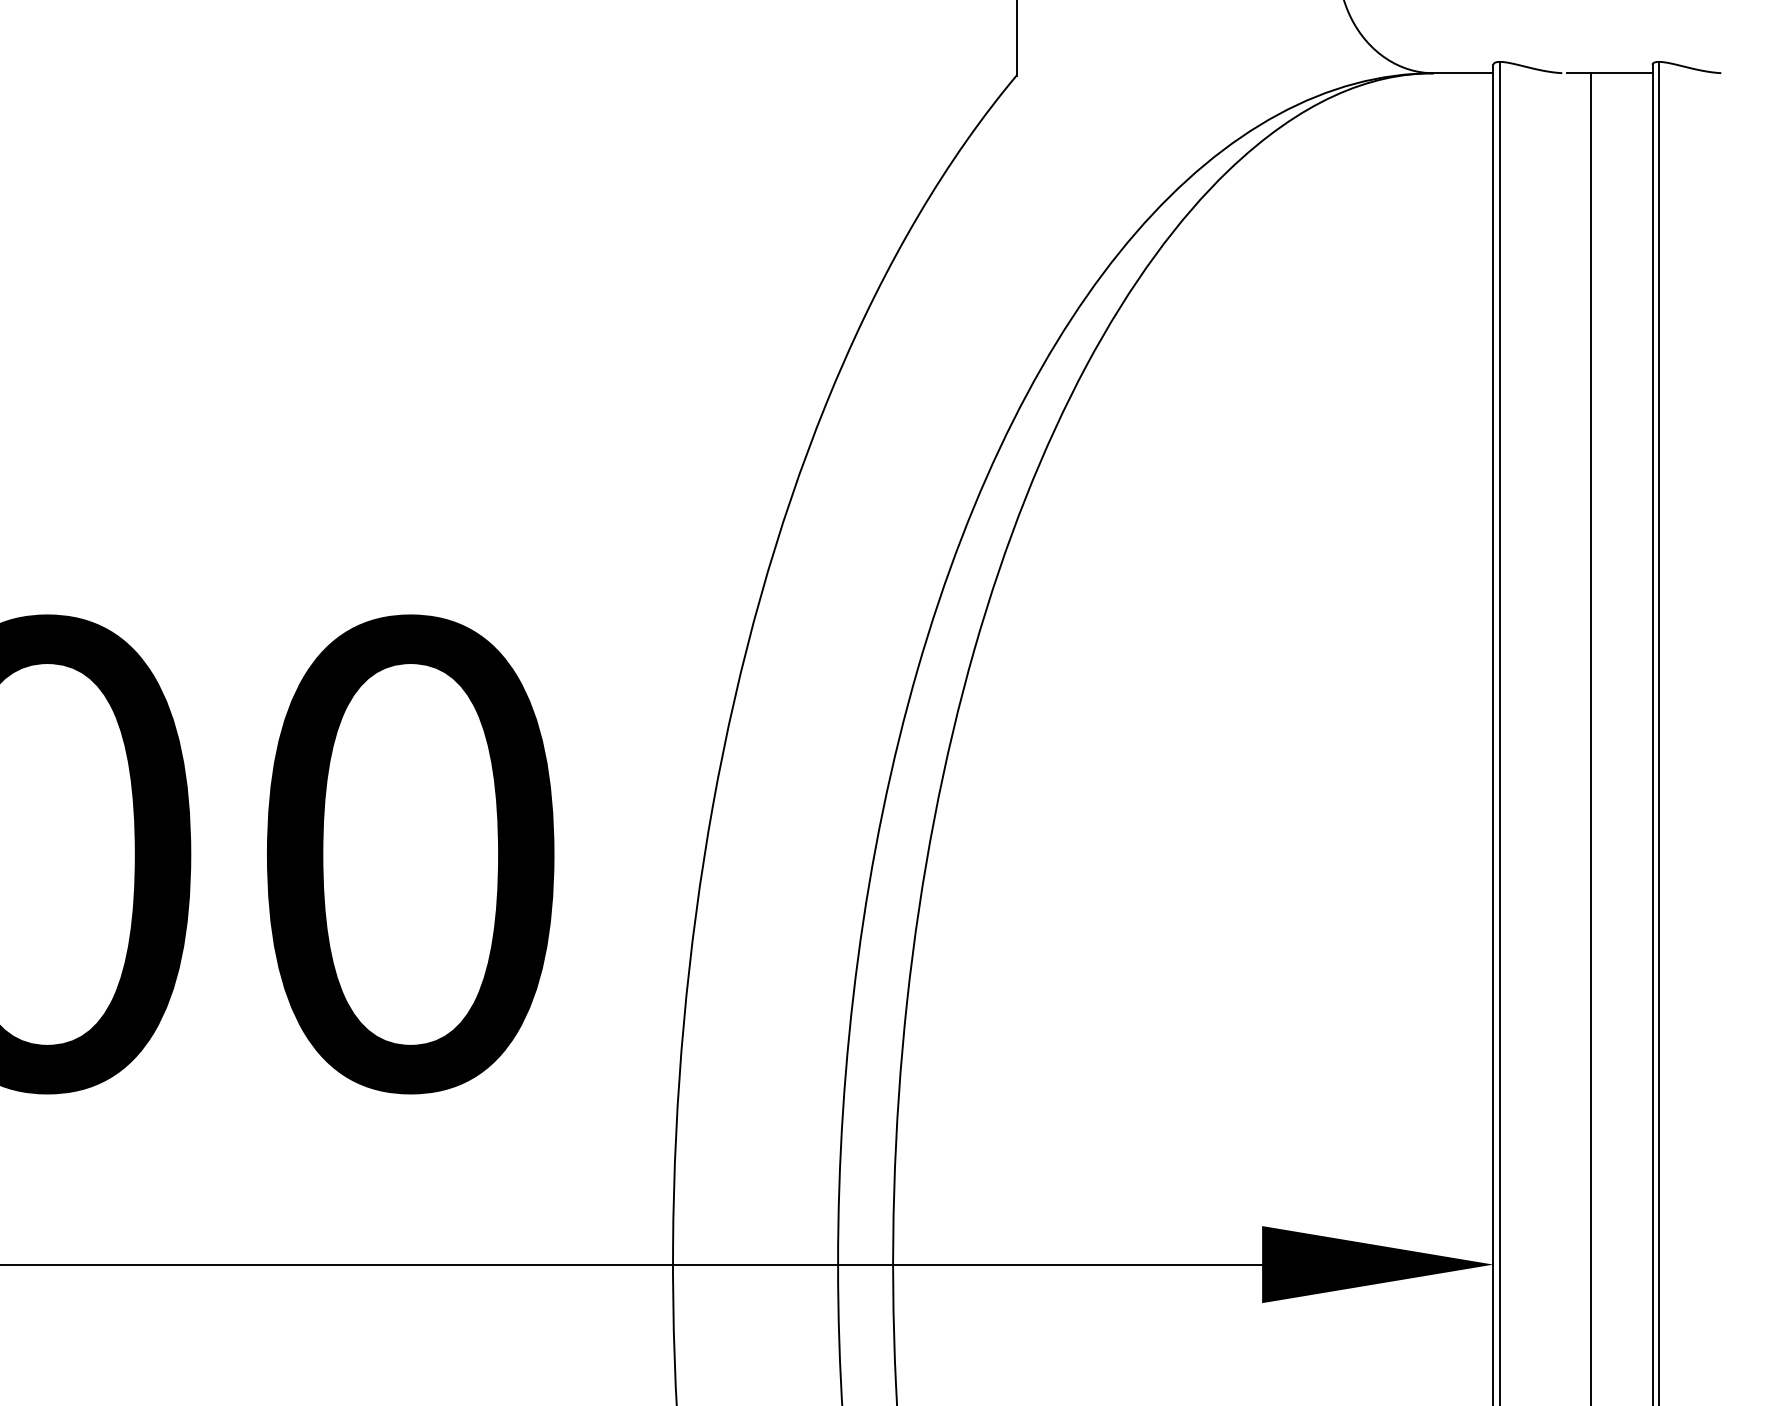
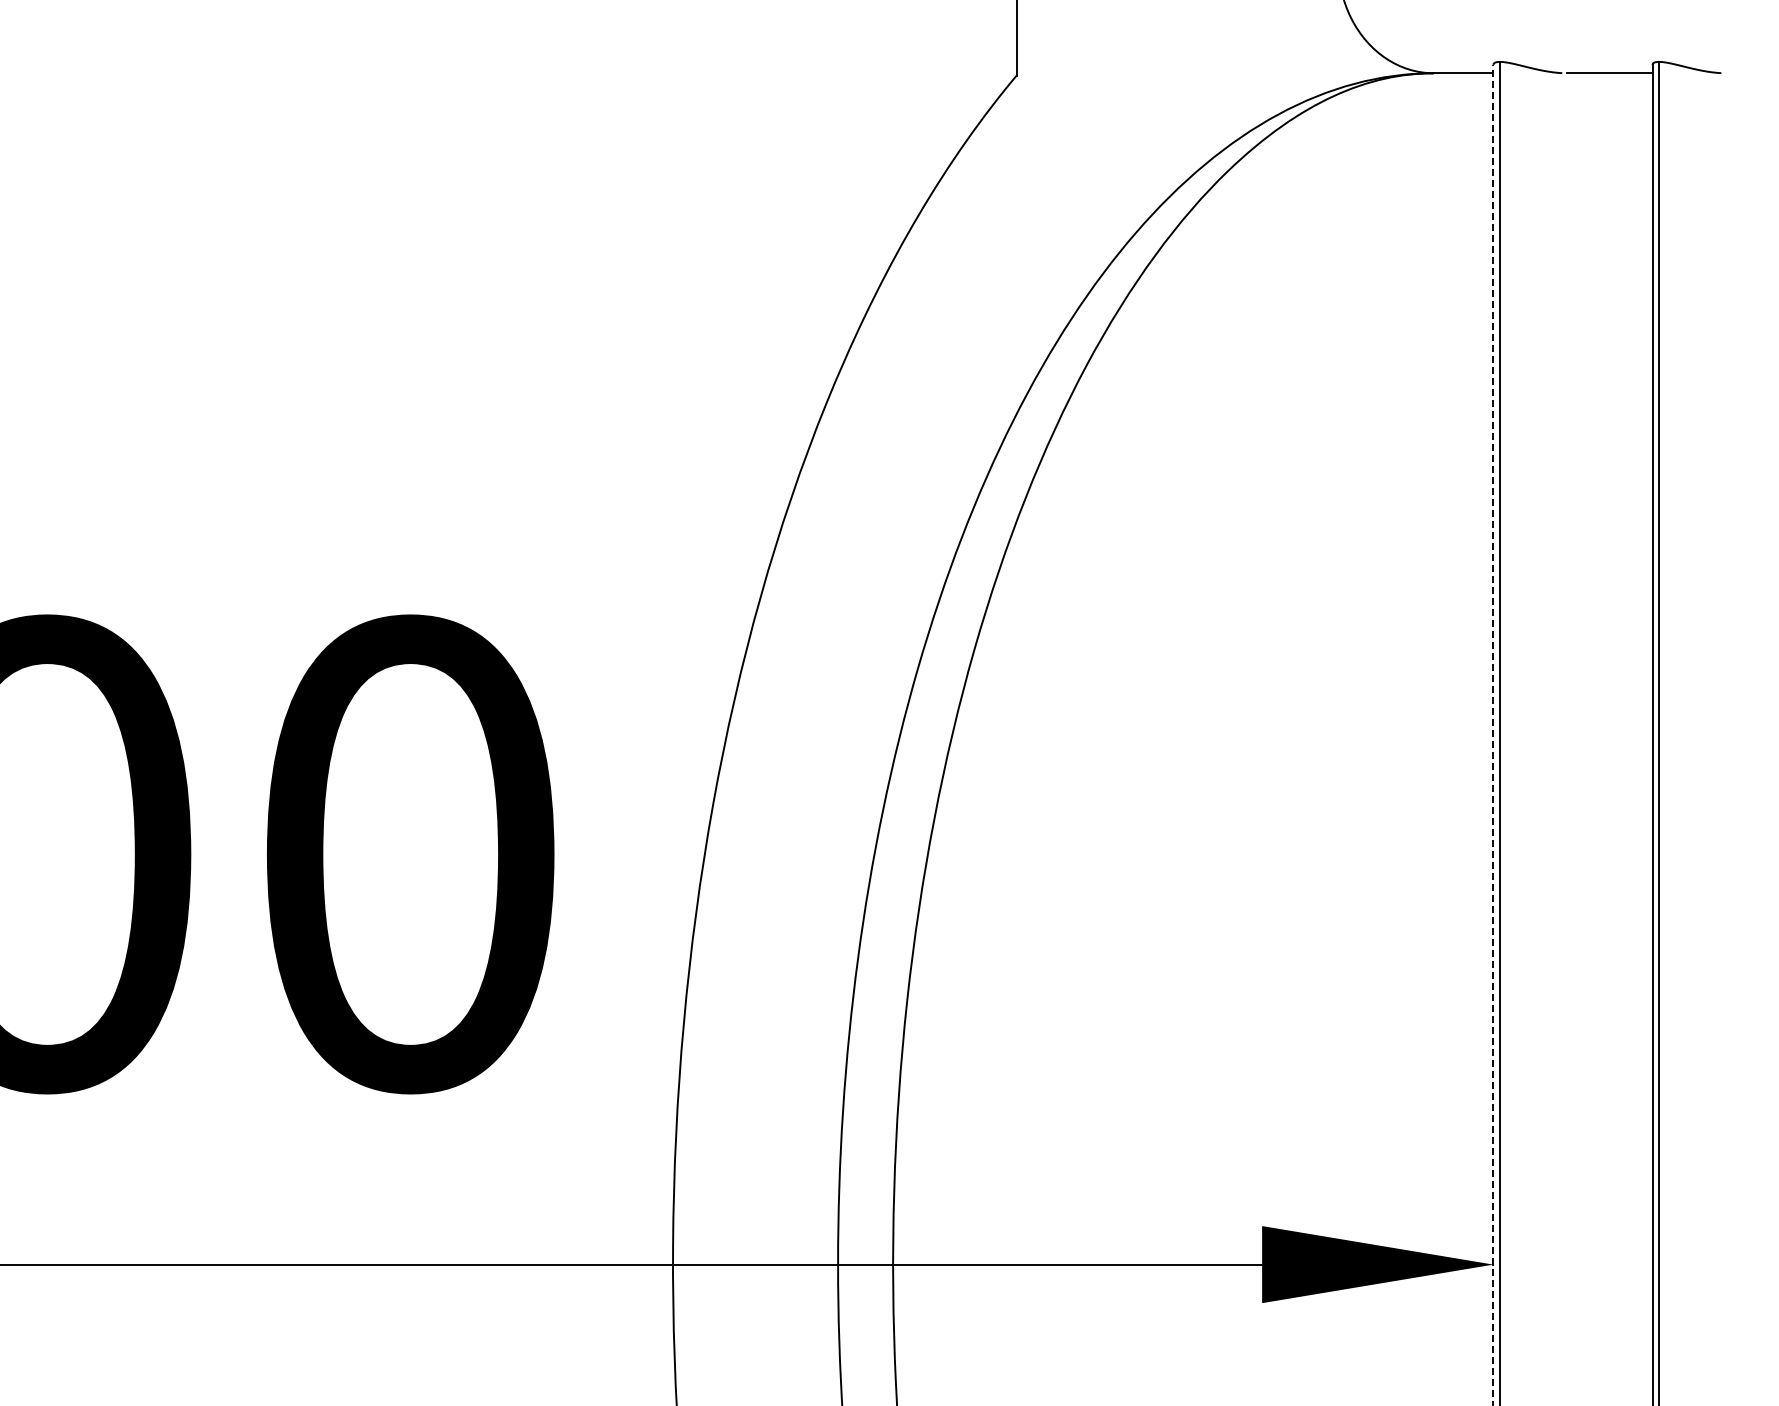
line: solid -> dashed (1493, 734)
line: present -> none (1590, 737)
